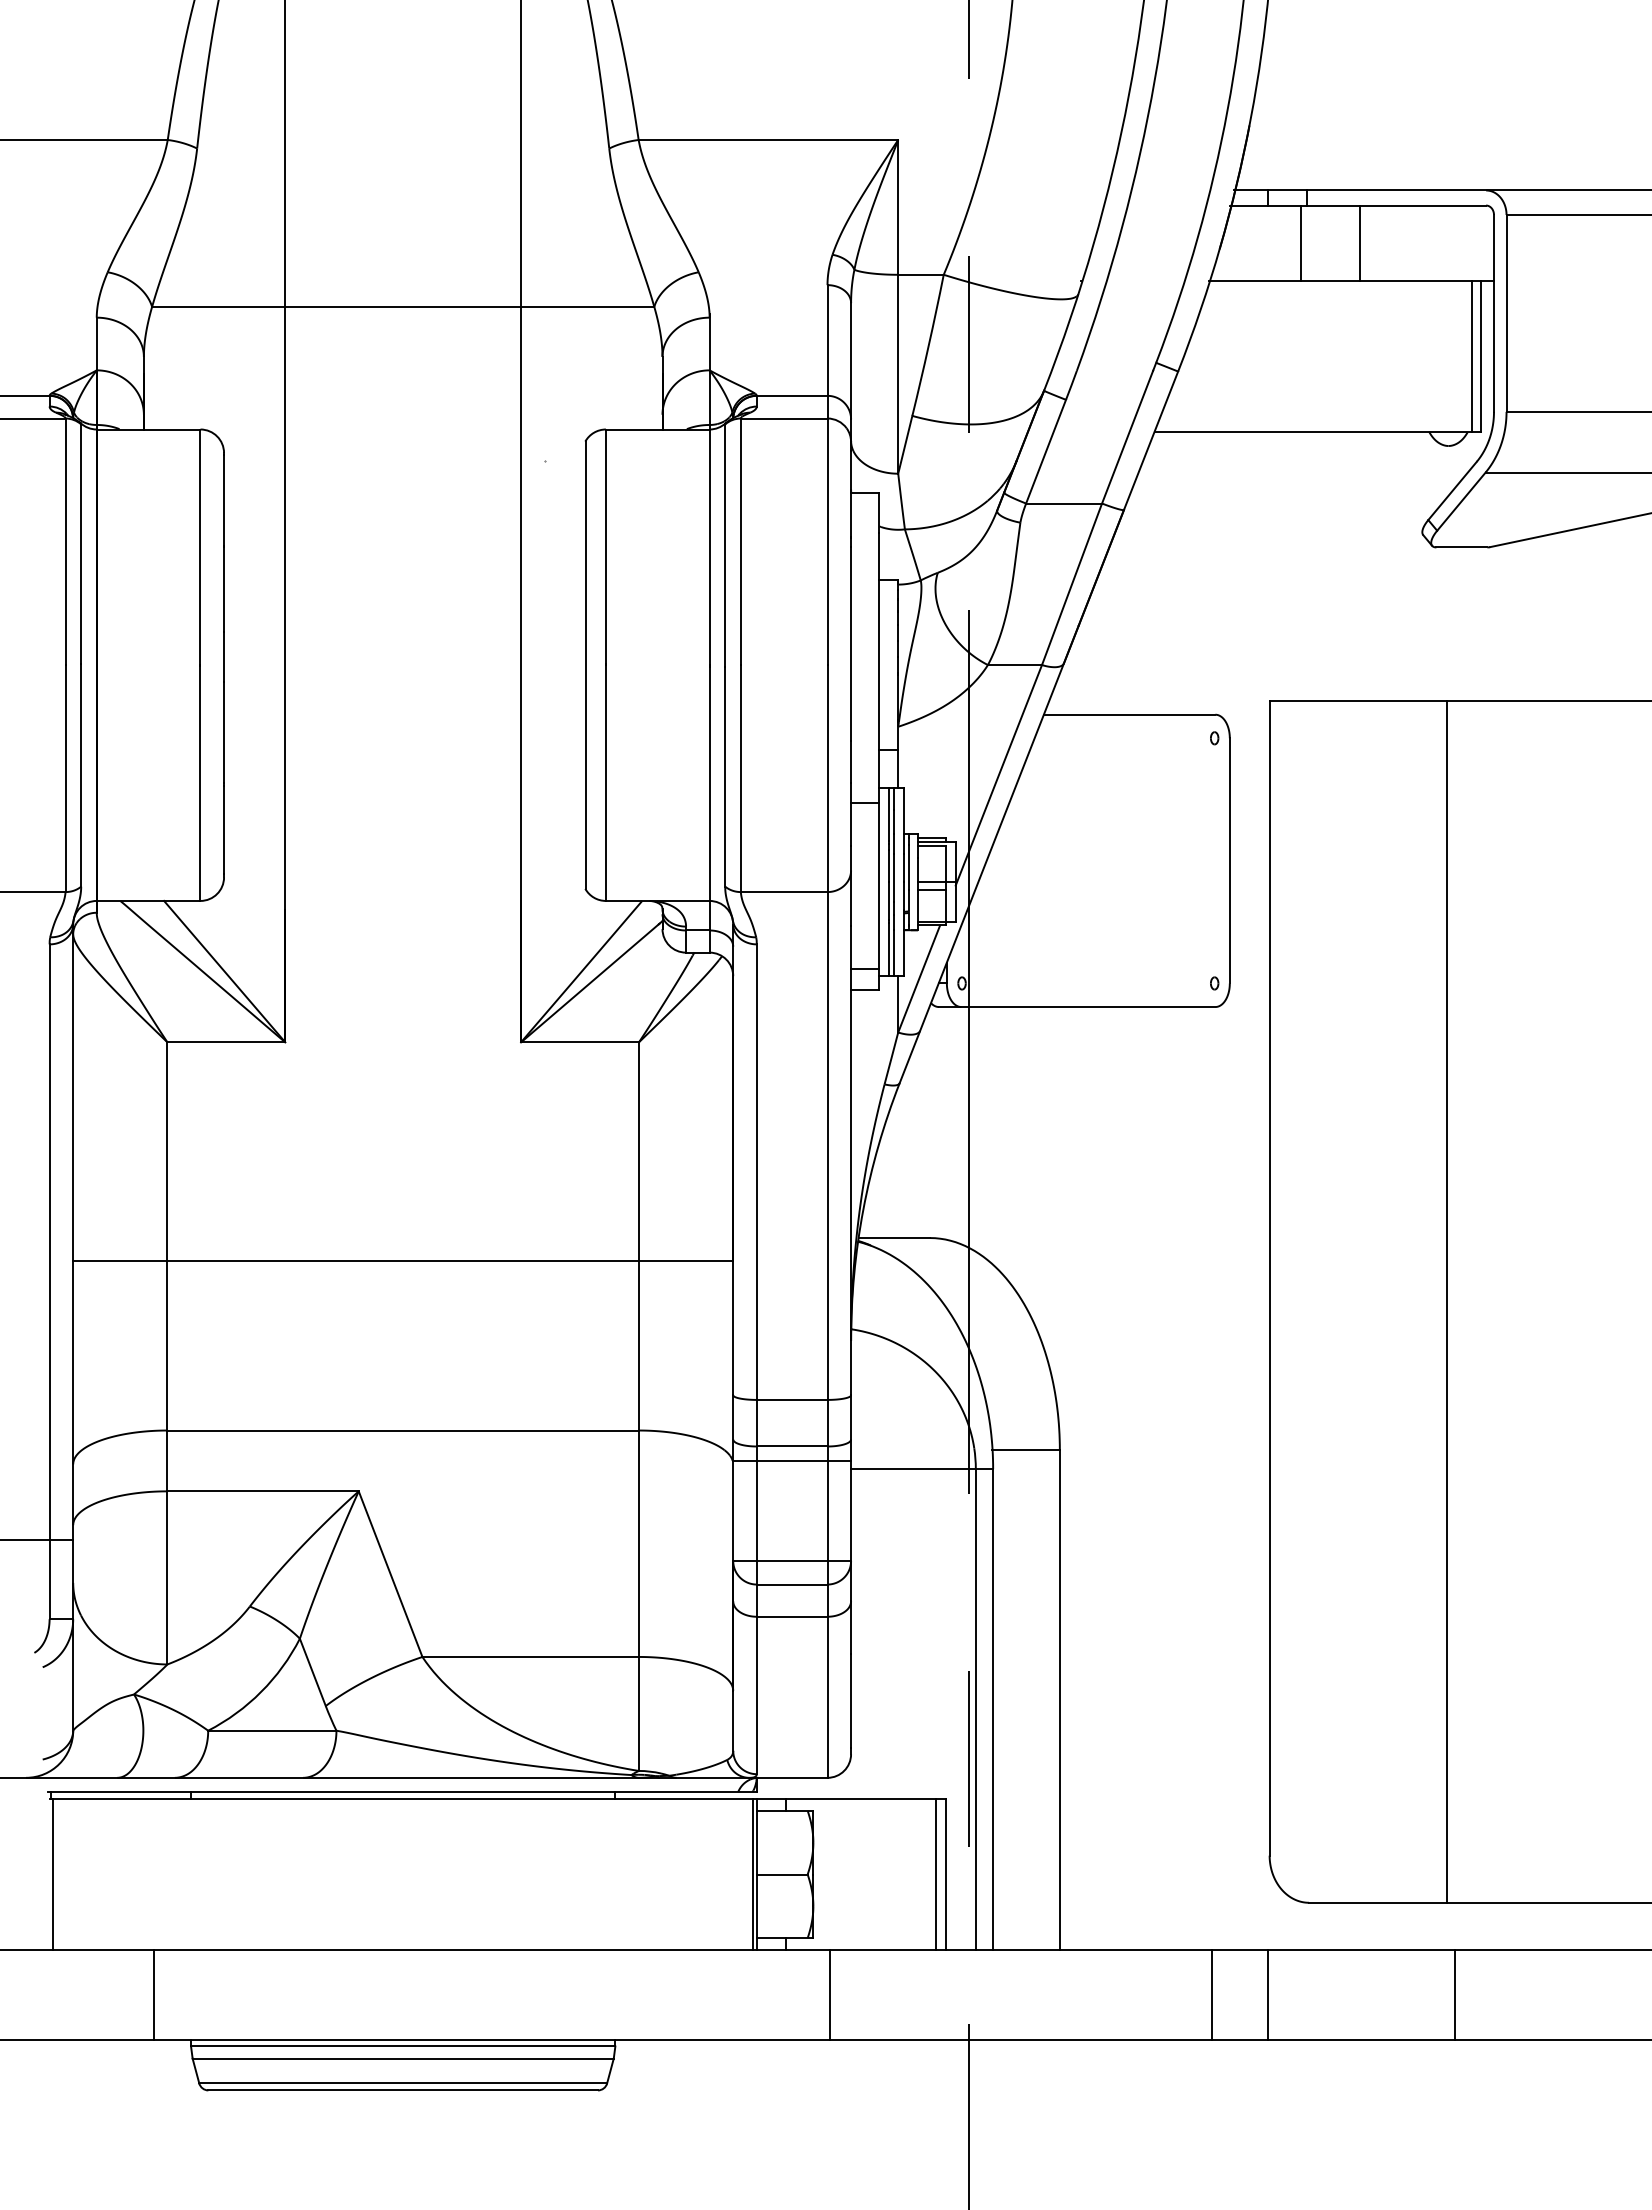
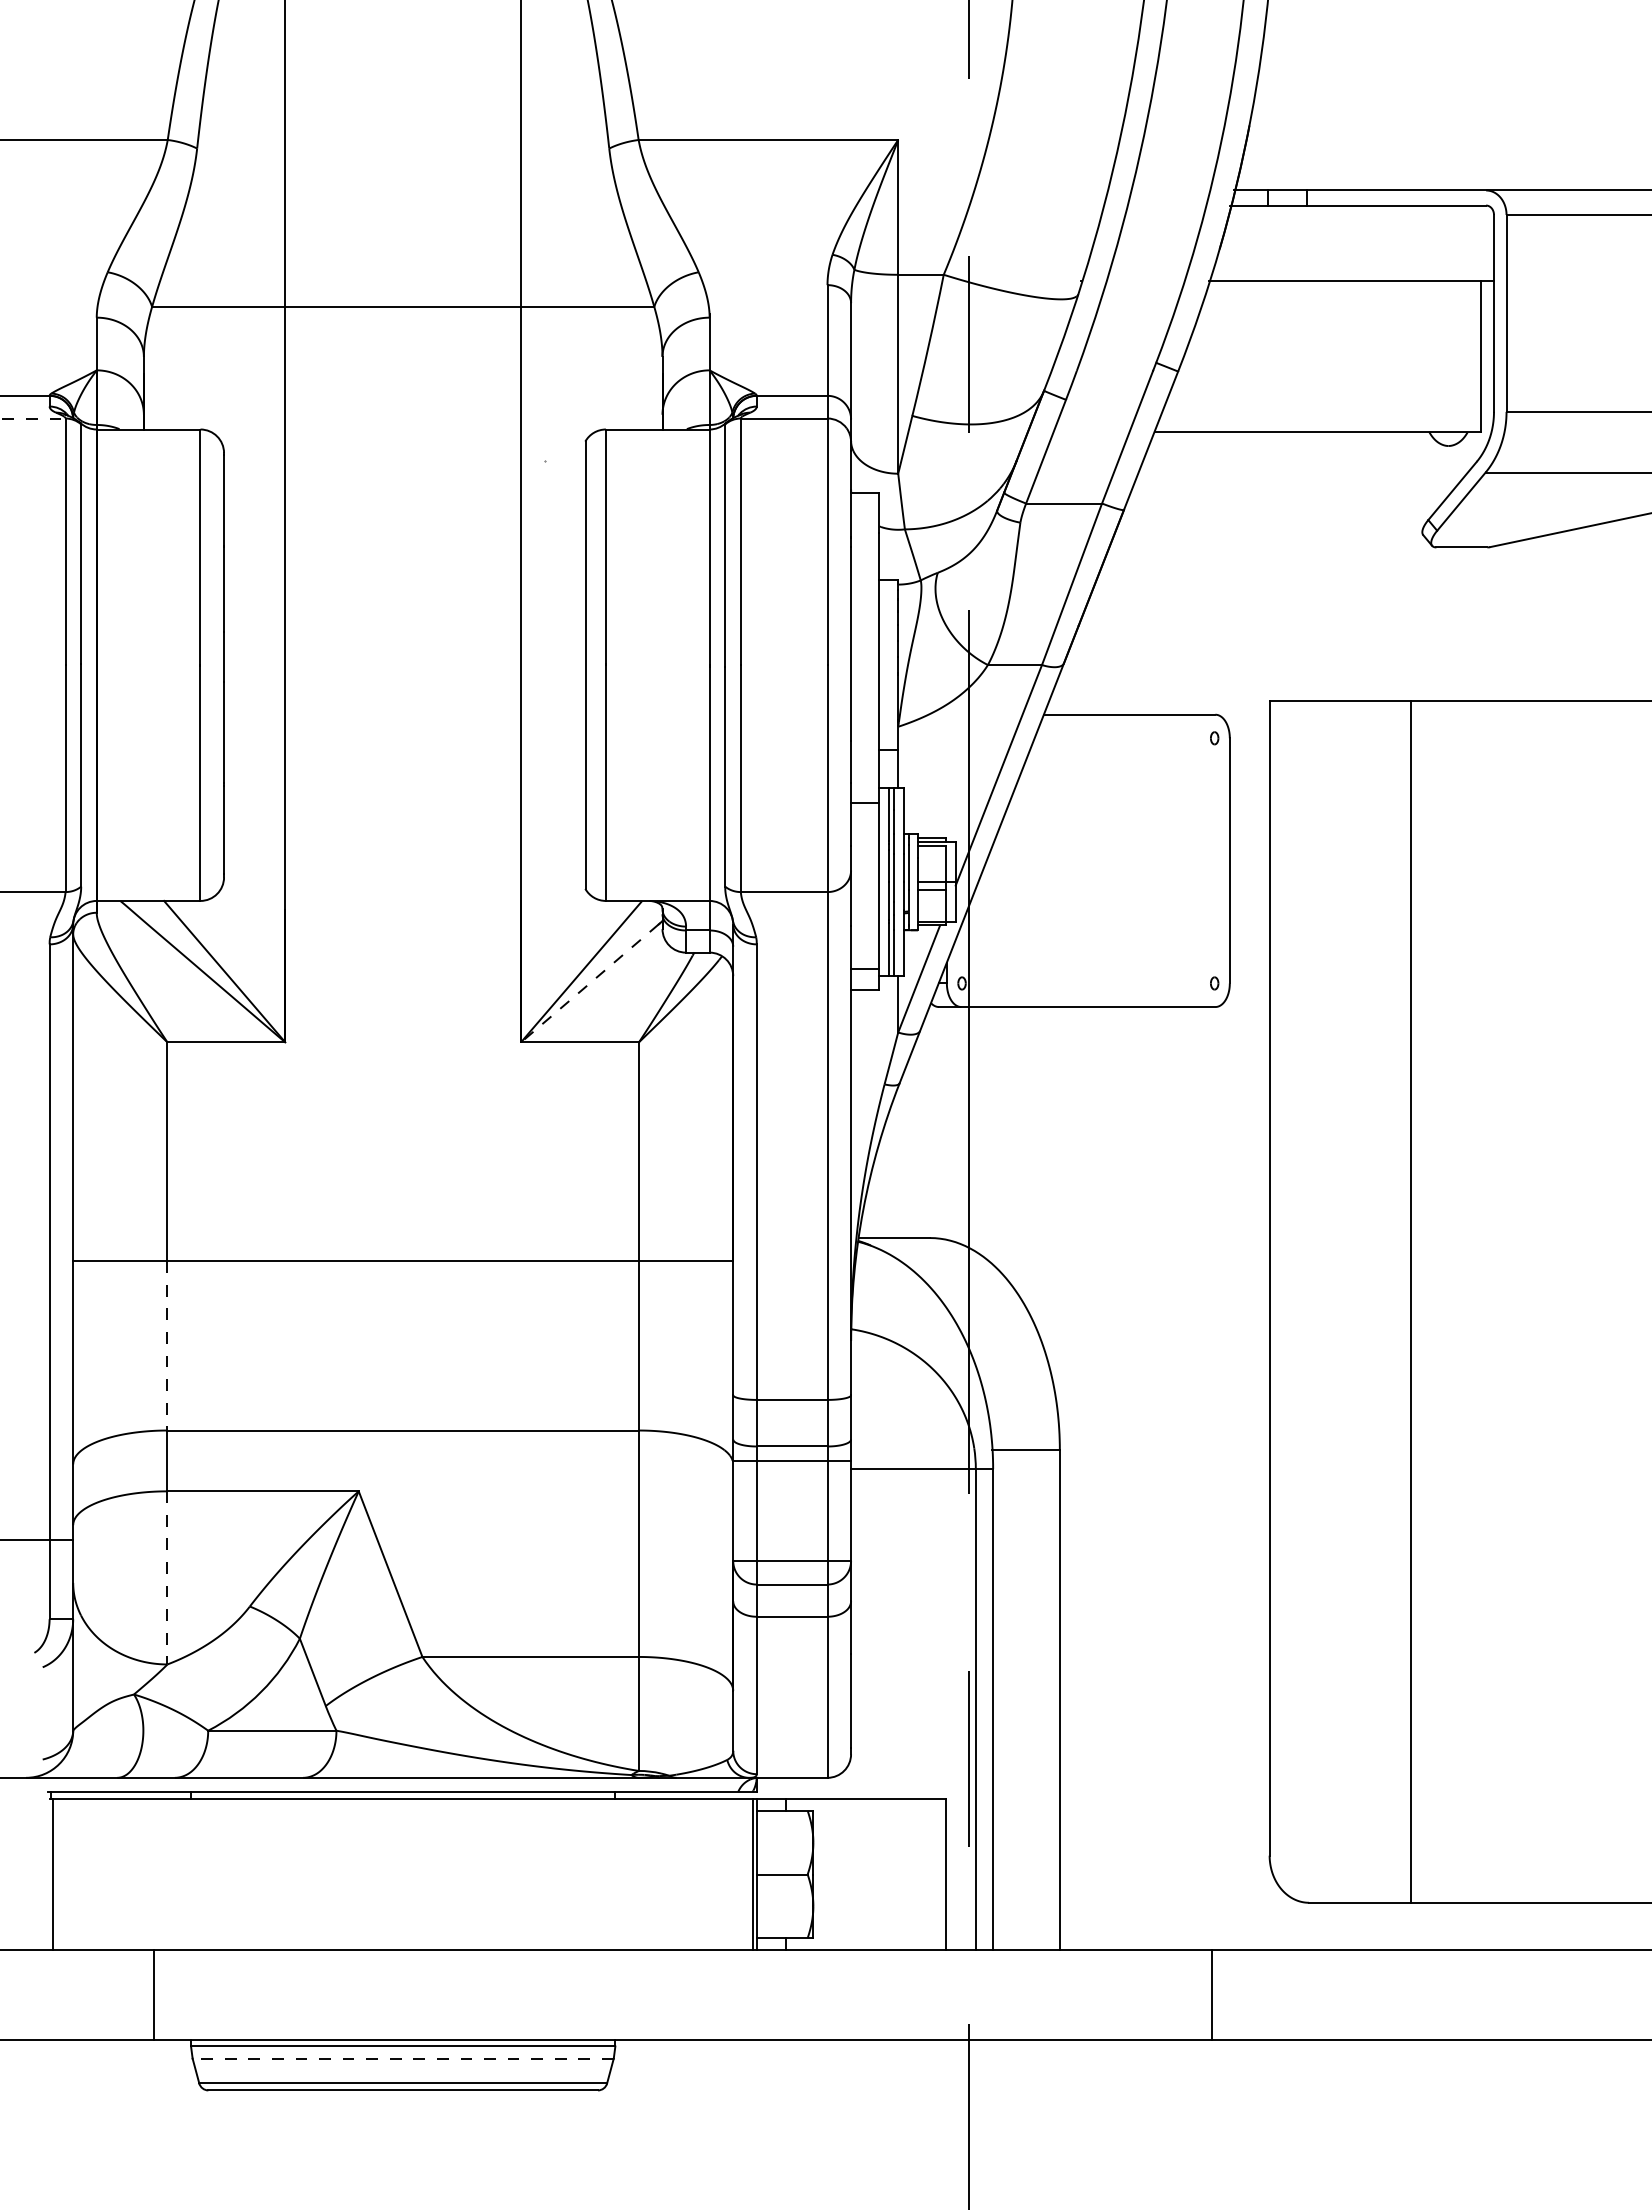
line: present -> none (1301, 243)
line: present -> none (1360, 243)
line: present -> none (1471, 356)
line: solid -> dashed (33, 418)
line: solid -> dashed (589, 983)
line position: (1447, 1301) -> (1411, 1301) (1411, 1301)
line: solid -> dashed (167, 1345)
line: solid -> dashed (167, 1577)
line: present -> none (936, 1874)
line: present -> none (829, 1994)
line: present -> none (1268, 1994)
line: present -> none (1454, 1994)
line: solid -> dashed (403, 2058)
